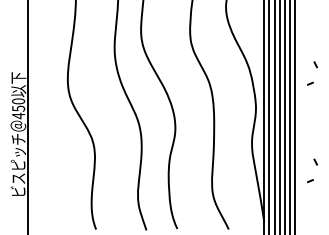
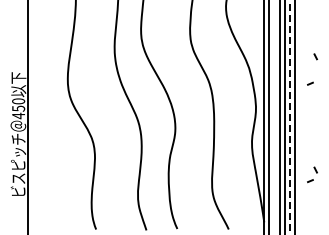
line position: (315, 64) -> (315, 56) (315, 56)
line: present -> none (274, 116)
line: solid -> dashed (289, 118)
line position: (315, 161) -> (315, 169) (315, 169)
